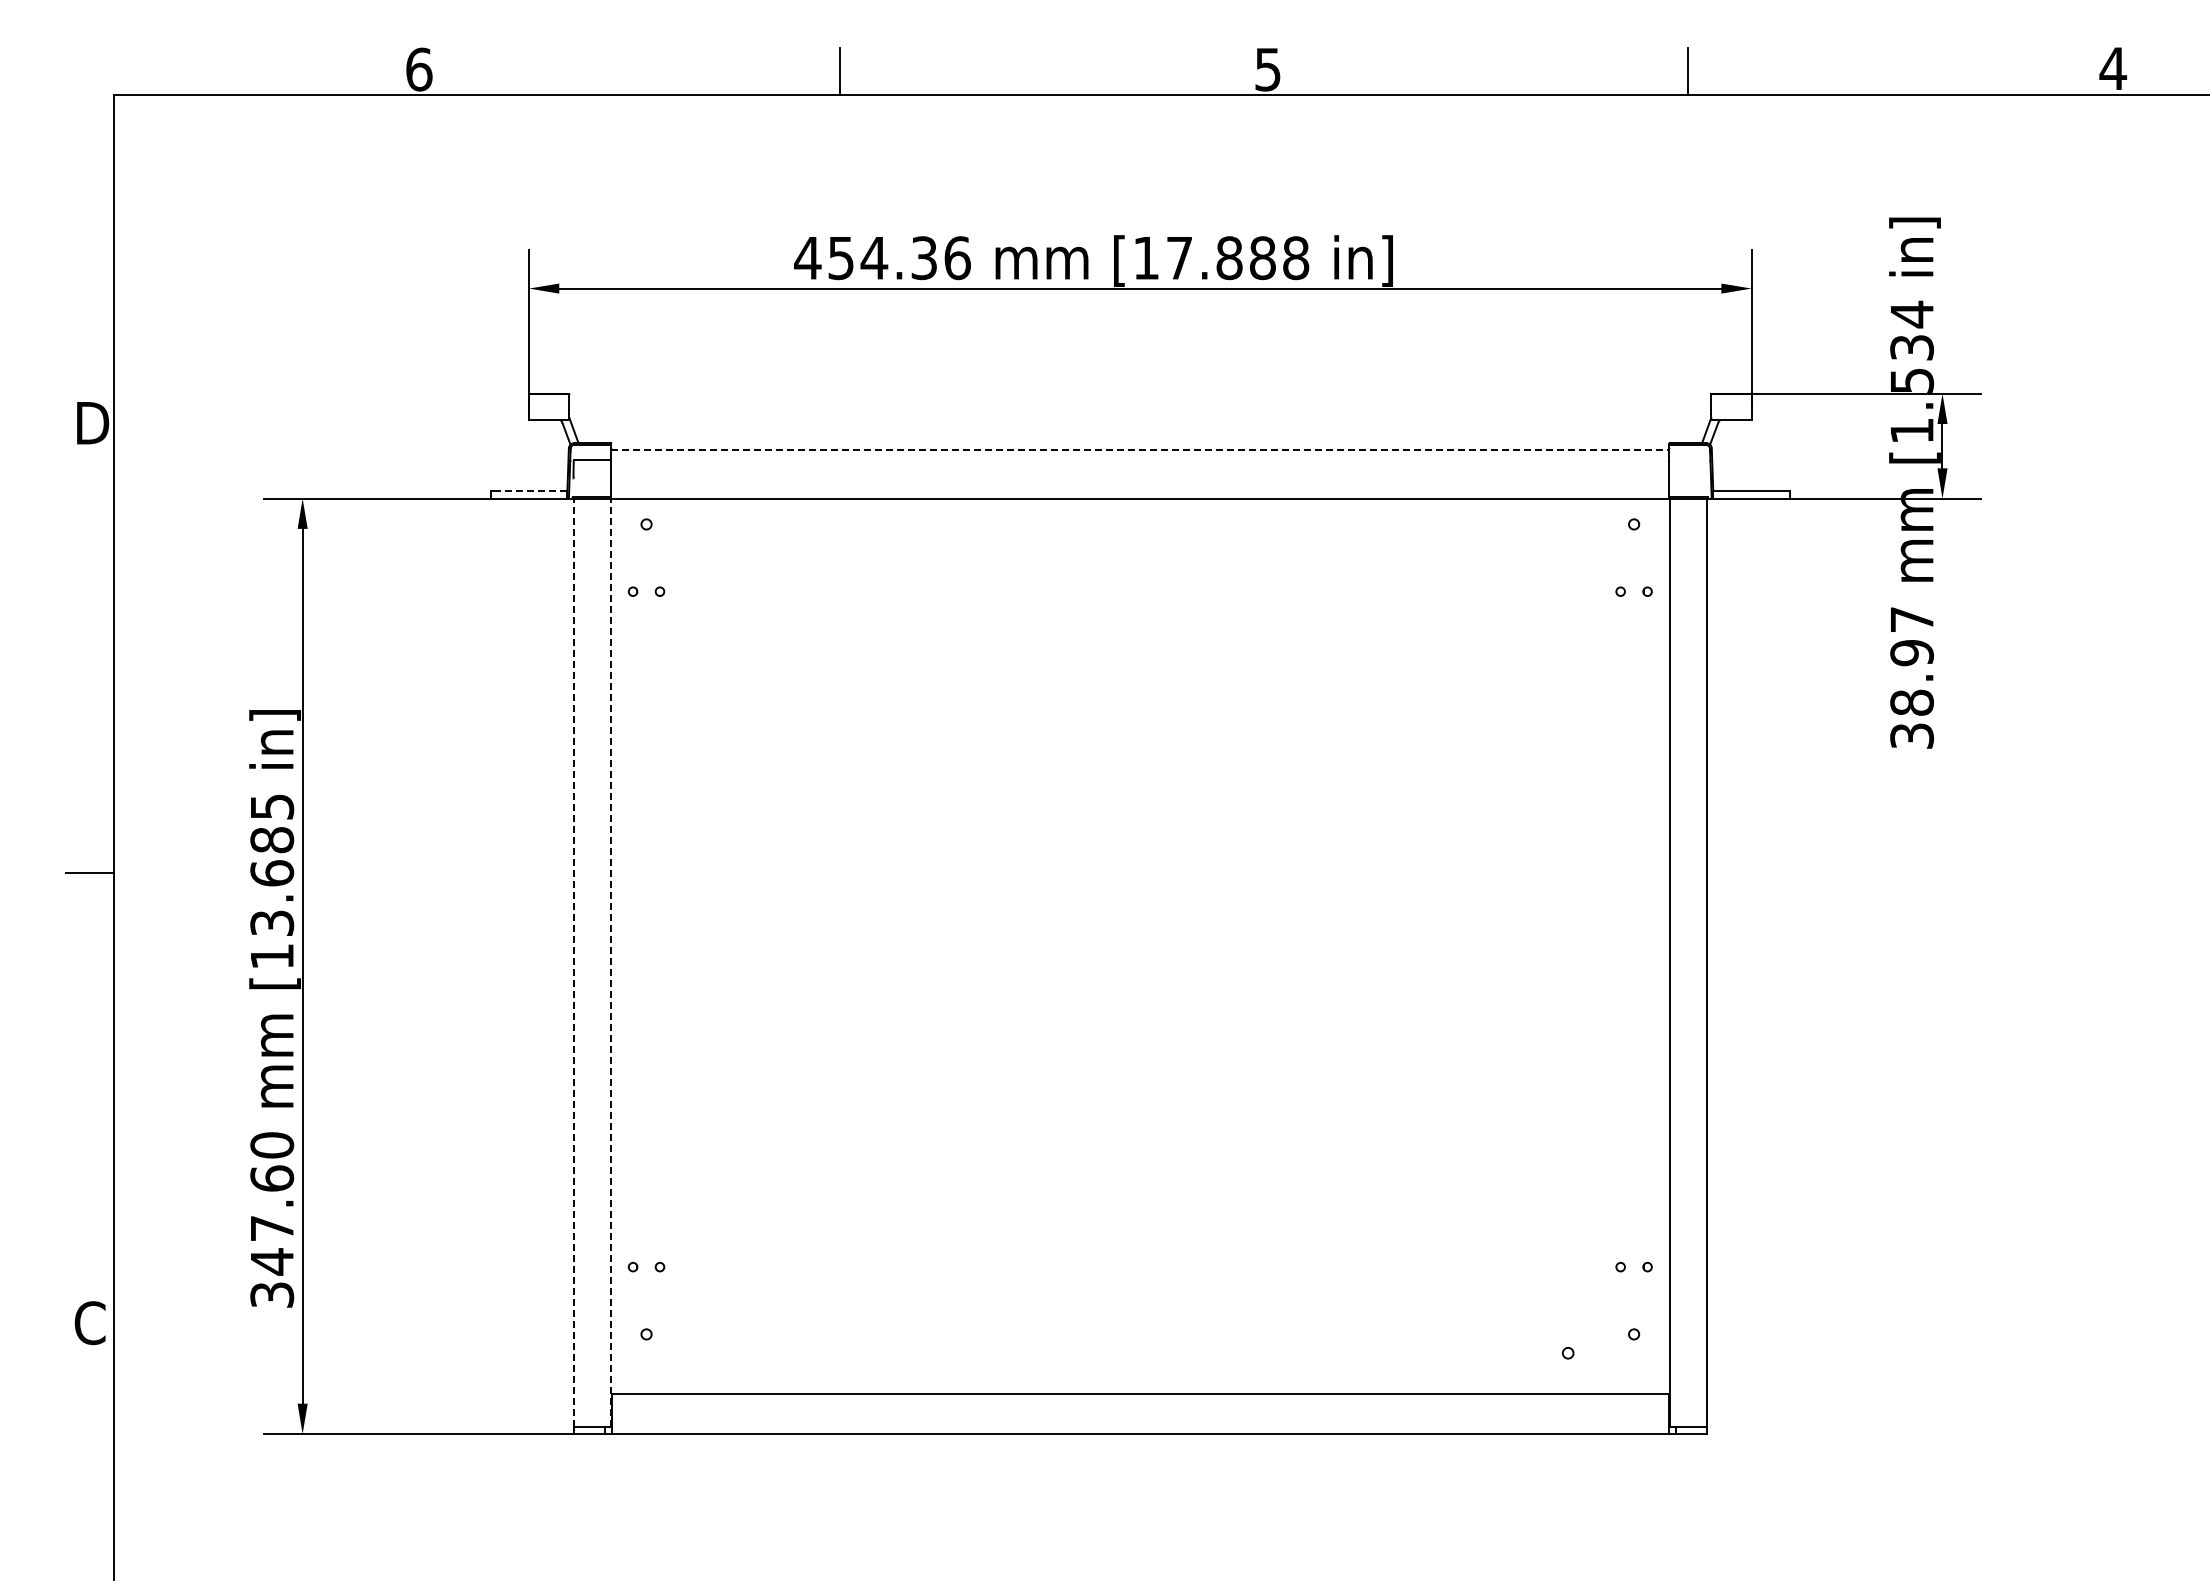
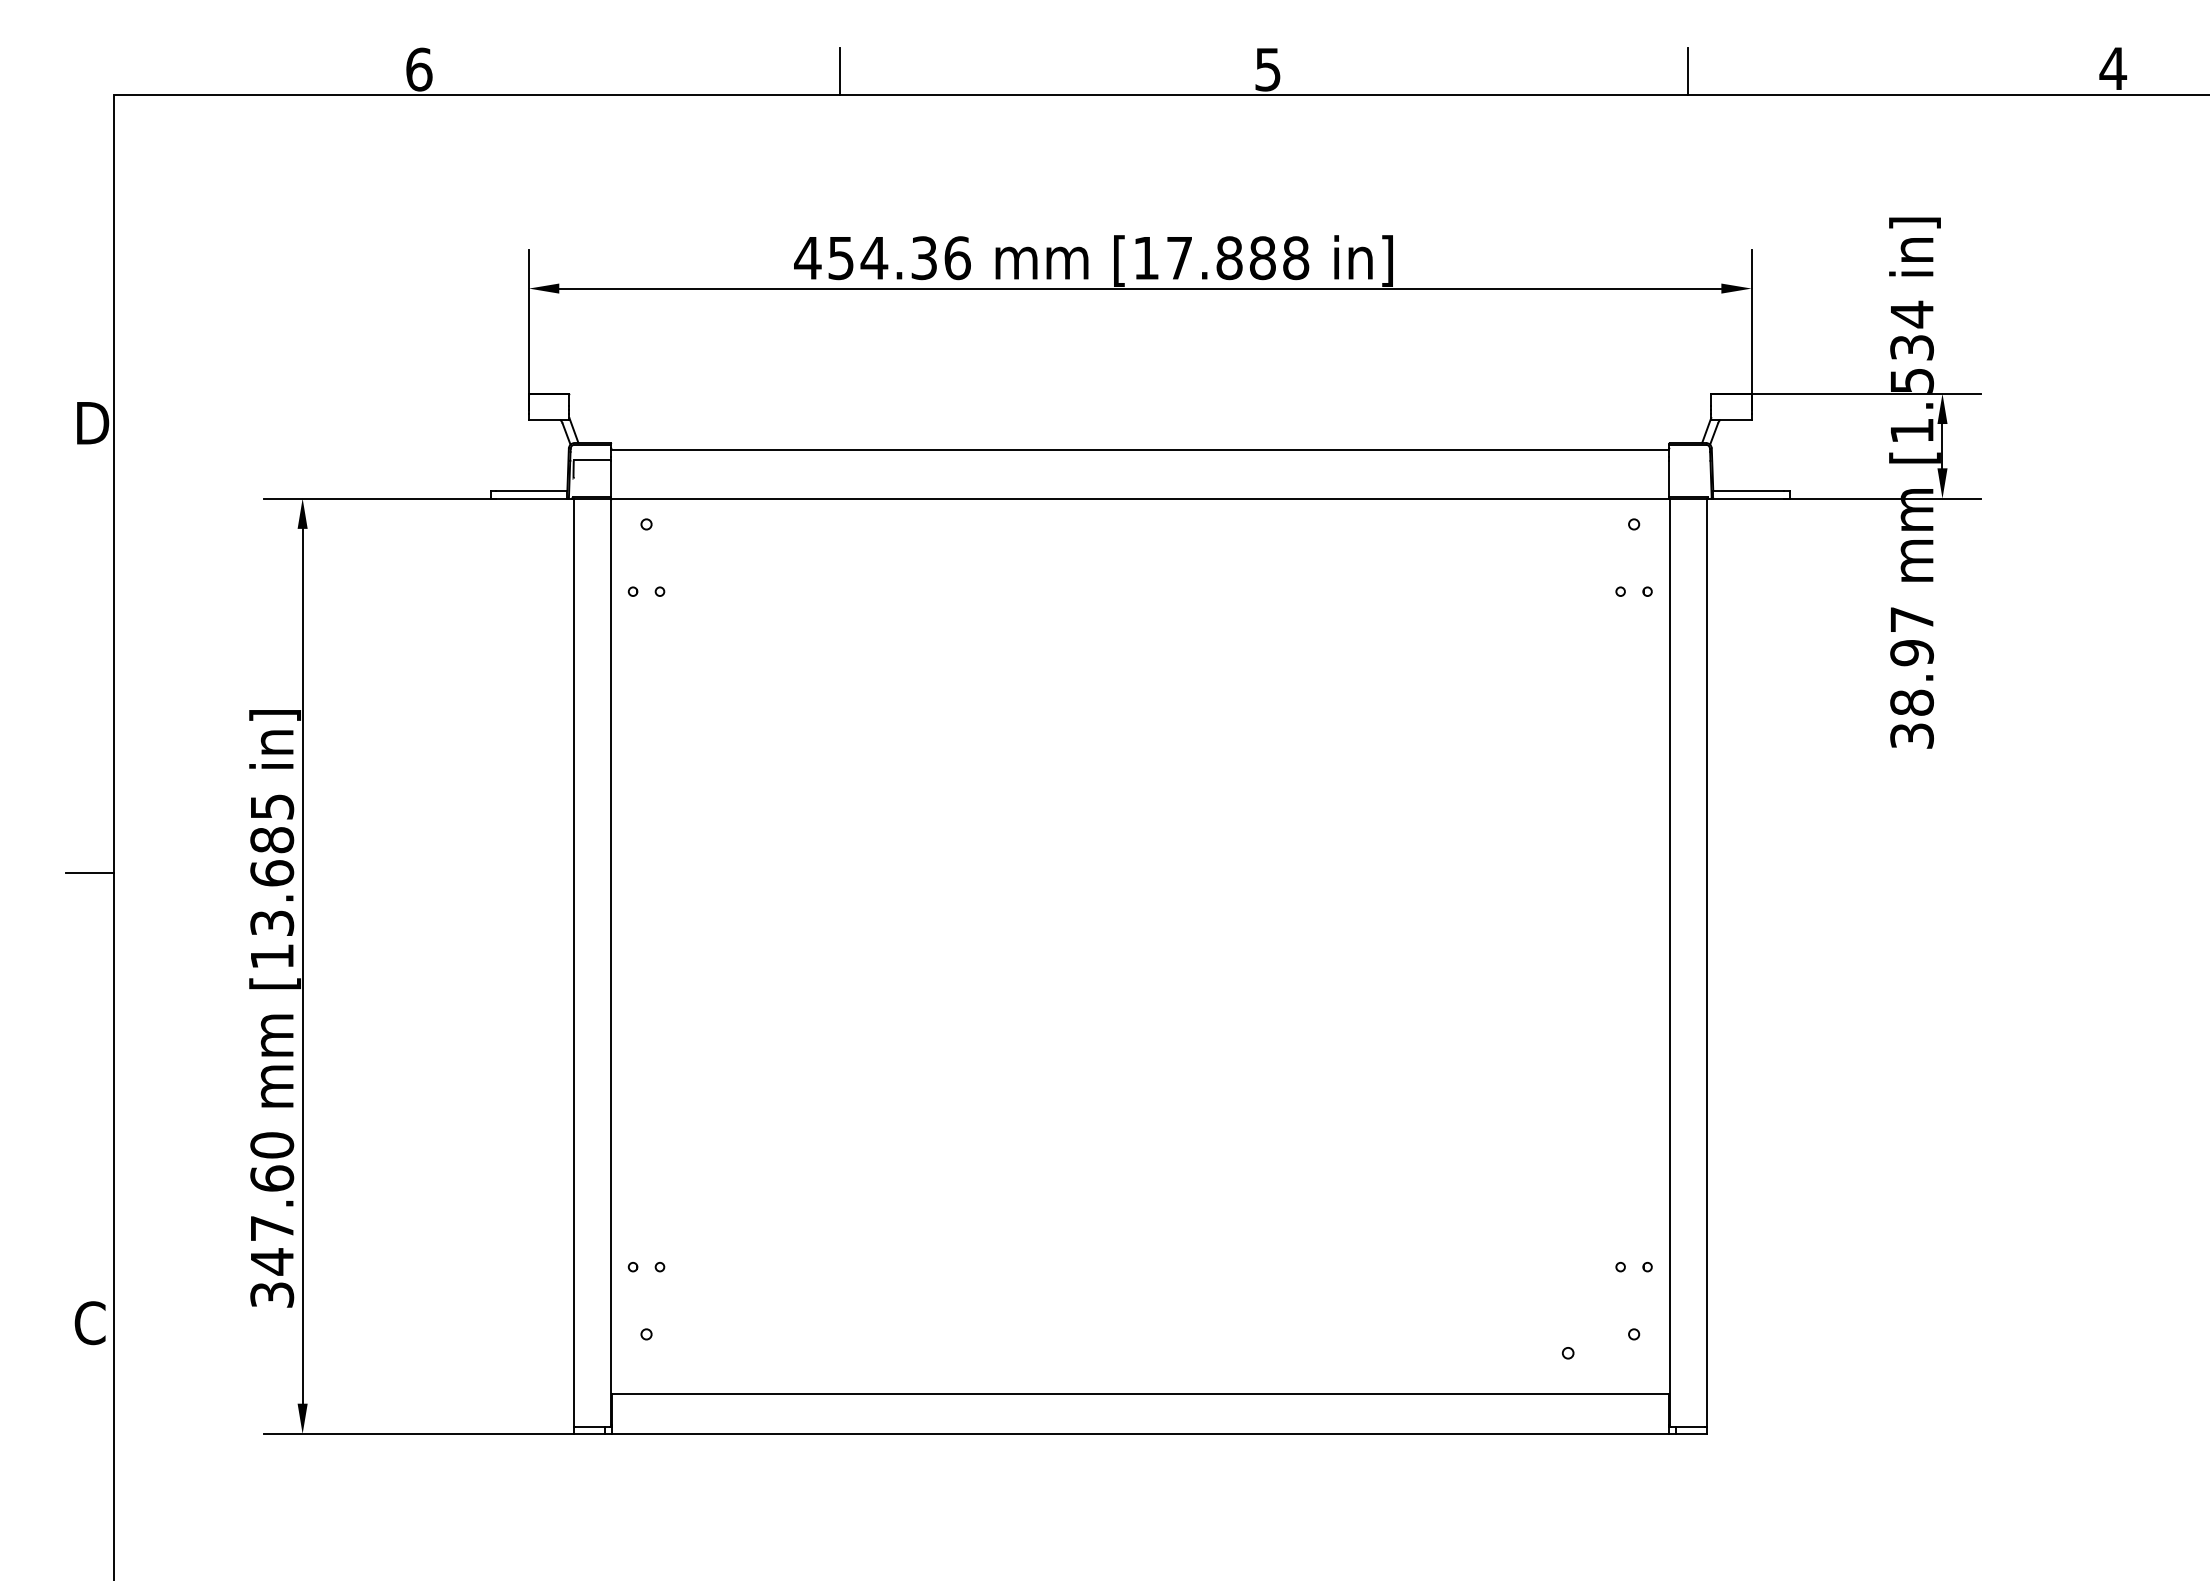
line: dashed -> solid (1140, 450)
line: dashed -> solid (531, 490)
line: dashed -> solid (573, 962)
line: dashed -> solid (611, 962)
